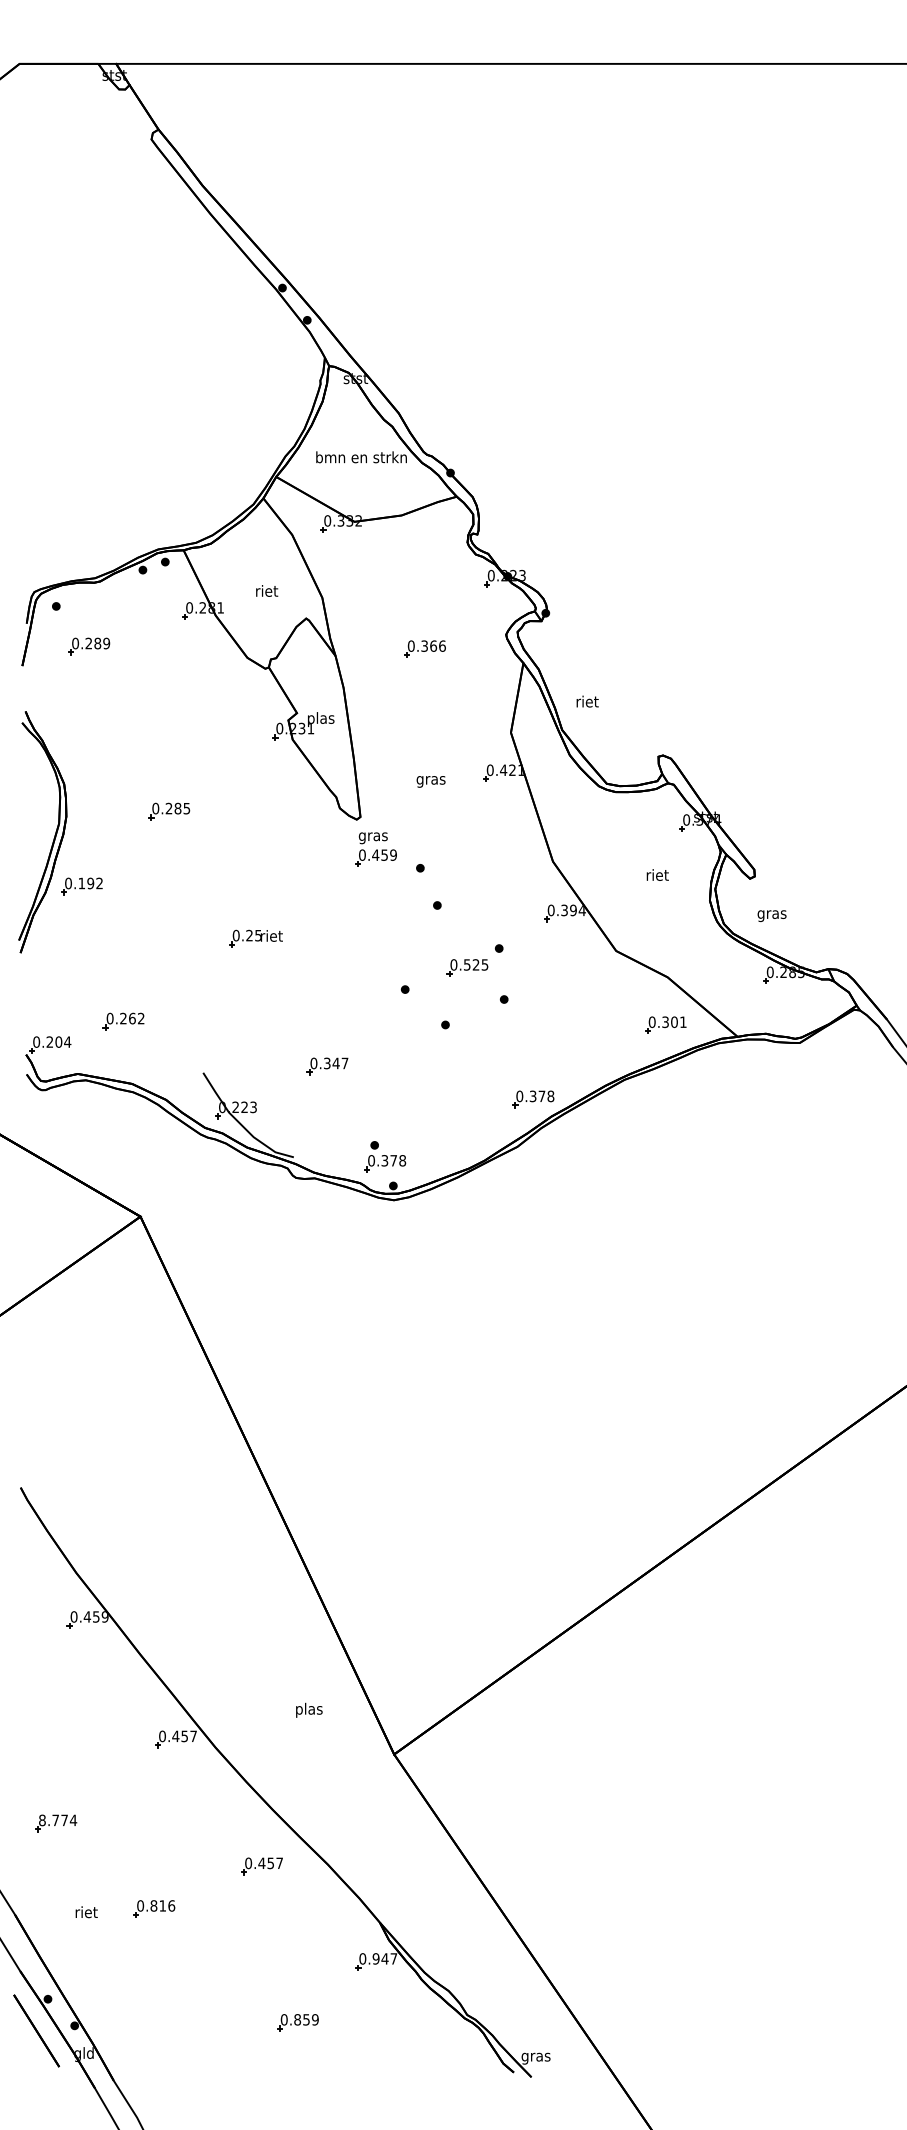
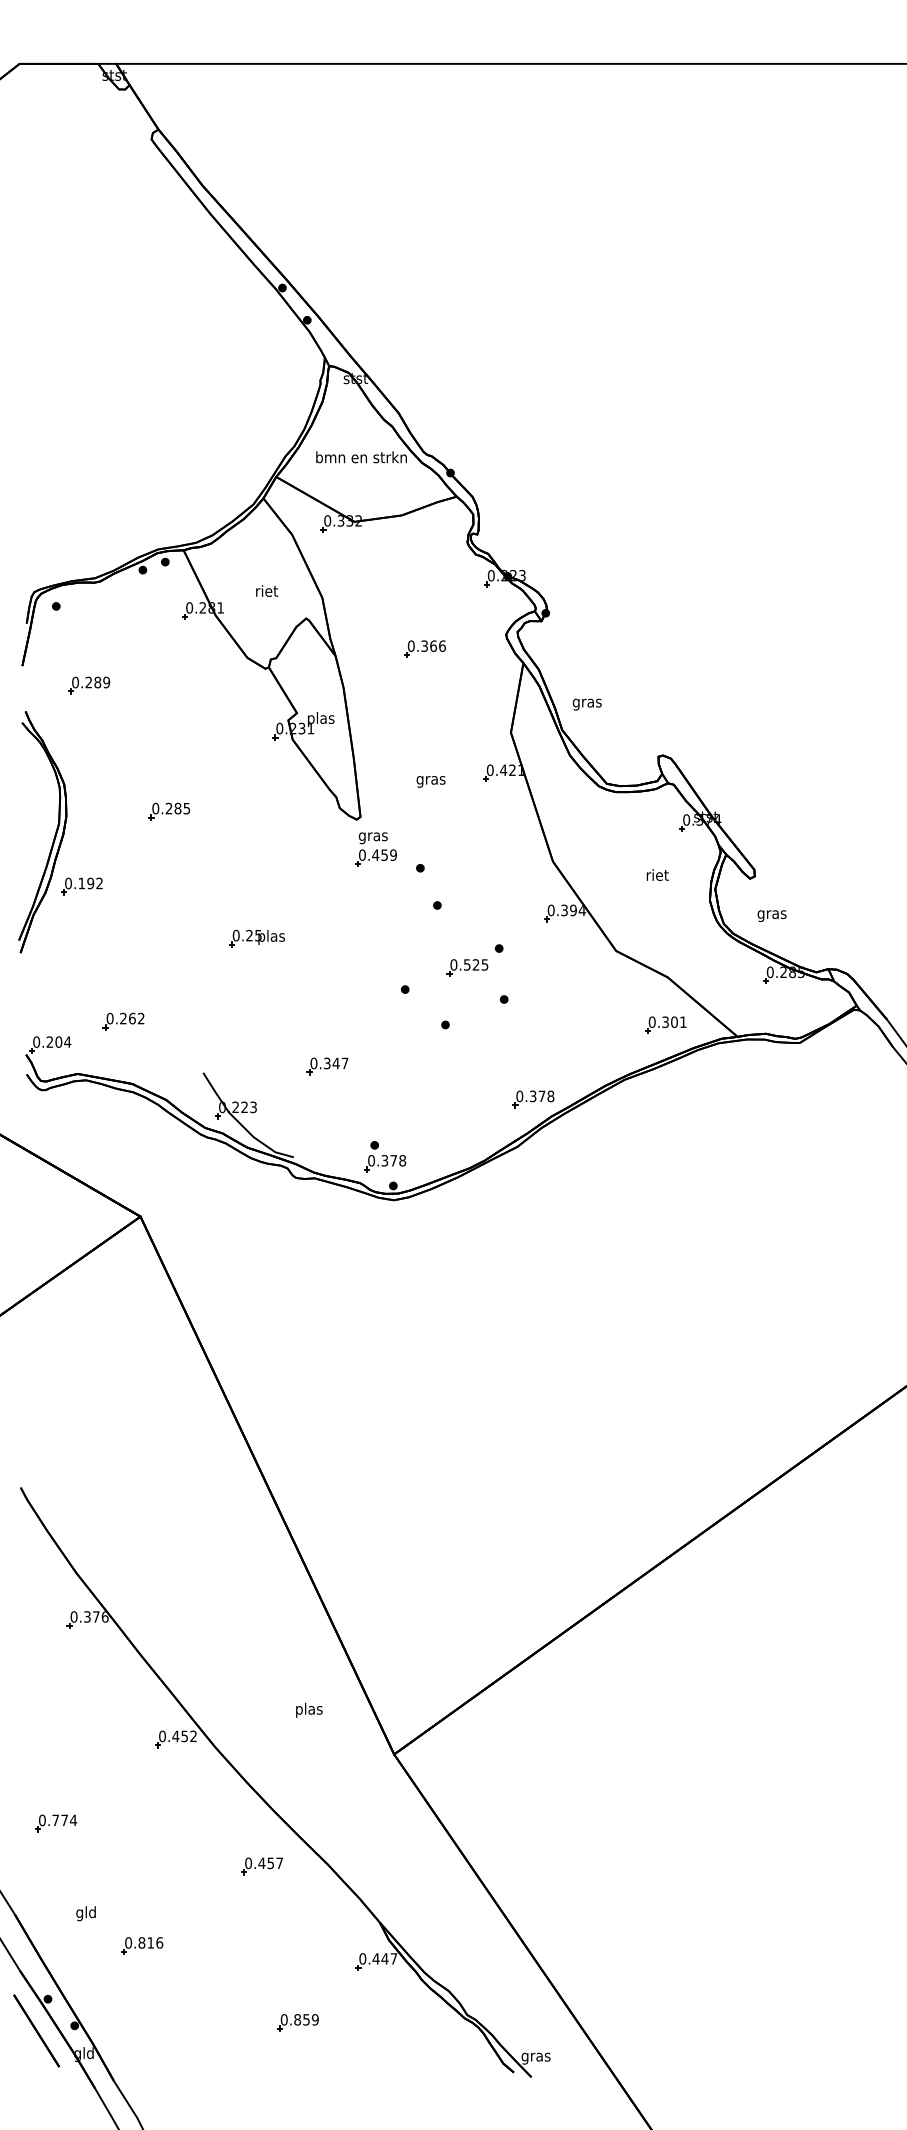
part position: (89, 646) -> (89, 685) (89, 685)
text: riet -> gras (586, 702)
text: riet -> plas (271, 937)
text: 0.459 -> 0.376 (95, 1616)
text: 0.457 -> 0.452 (193, 1735)
text: 8.774 -> 0.774 (42, 1820)
part position: (154, 1908) -> (142, 1945) (142, 1945)
text: riet -> gld (86, 1913)
text: 0.947 -> 0.447 (375, 1958)
